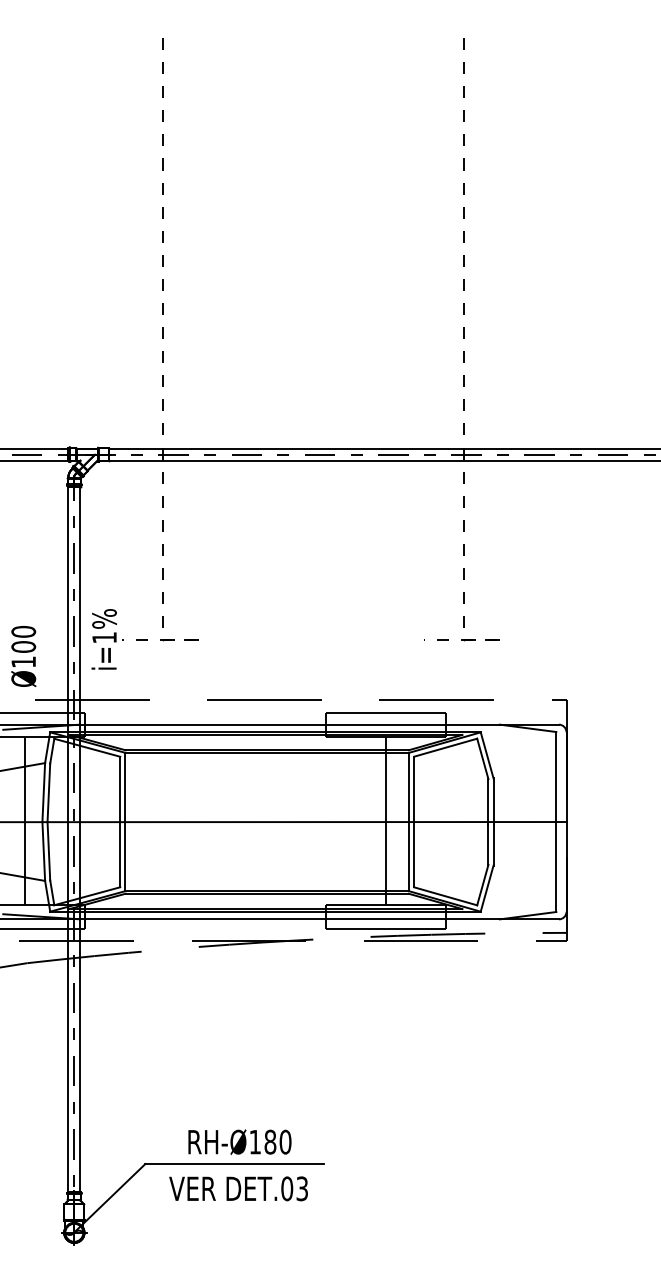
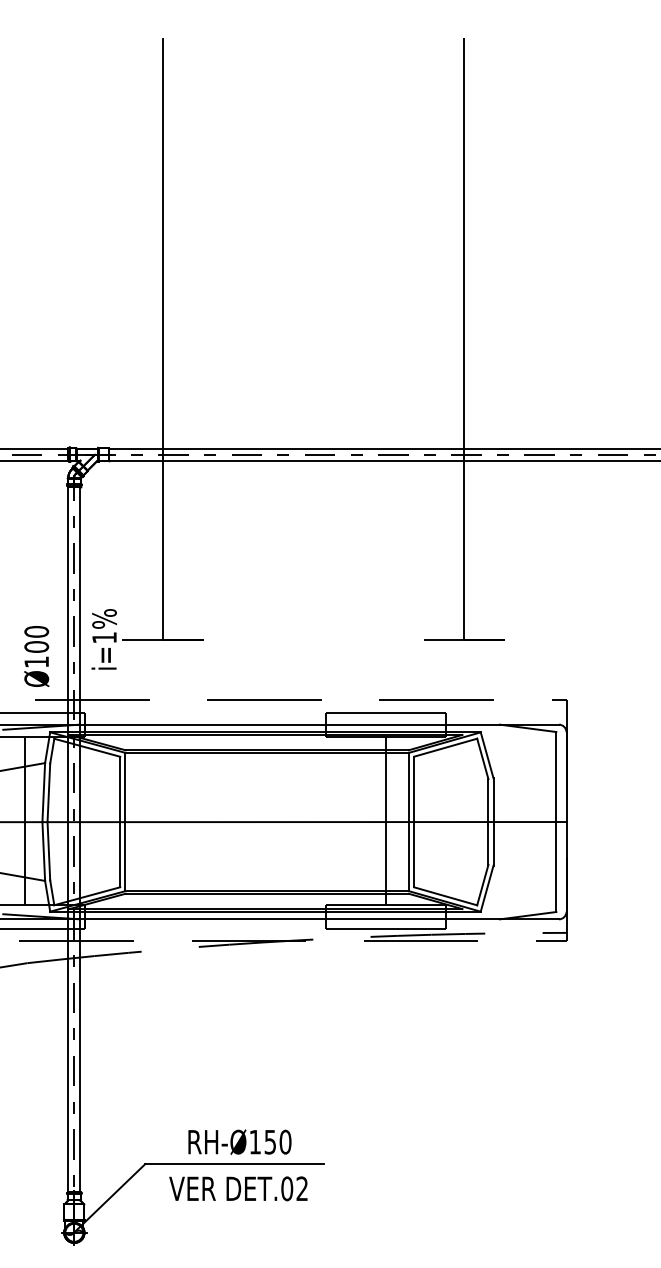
line: dashed -> solid (163, 401)
line: dashed -> solid (464, 401)
text position: (23, 656) -> (36, 656) (36, 656)
text: RH-Ø180 -> RH-Ø150 (270, 1141)
text: DET.03 -> DET.02 (301, 1188)
